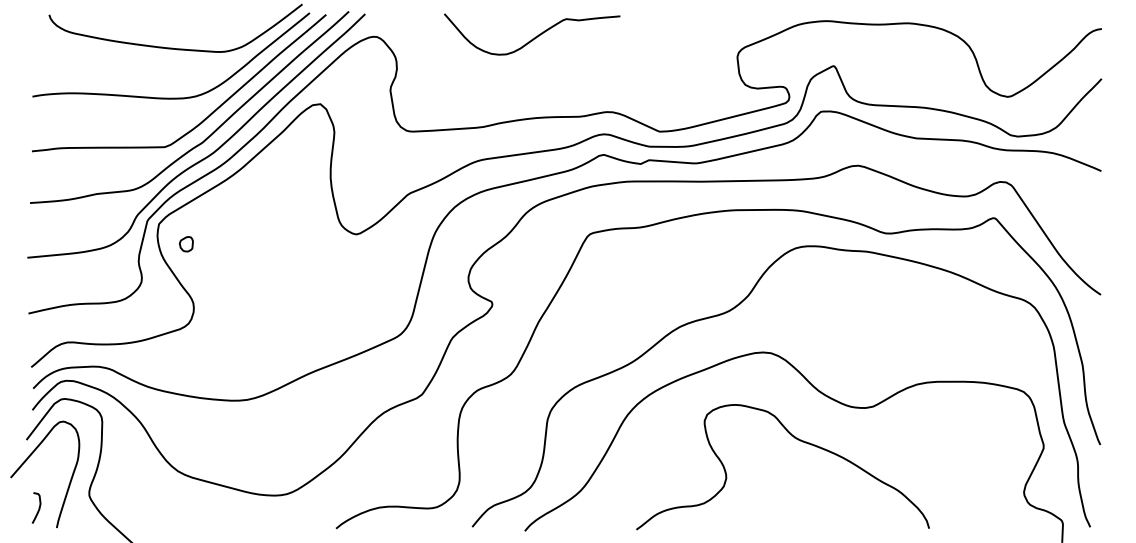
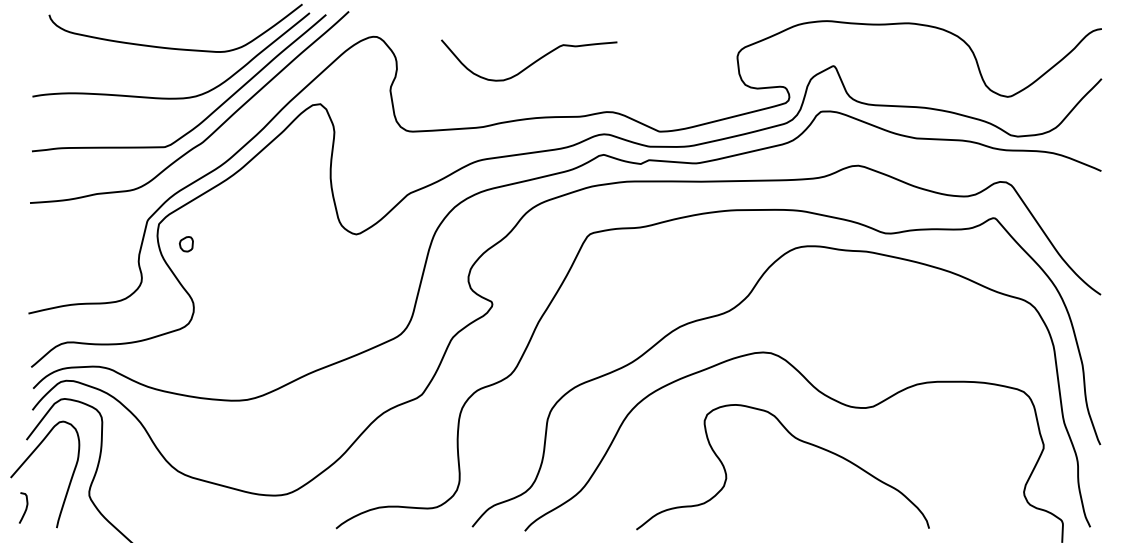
curve position: (535, 36) -> (532, 62) (532, 62)
curve: present -> none (210, 153)
curve position: (38, 507) -> (25, 507) (25, 507)
